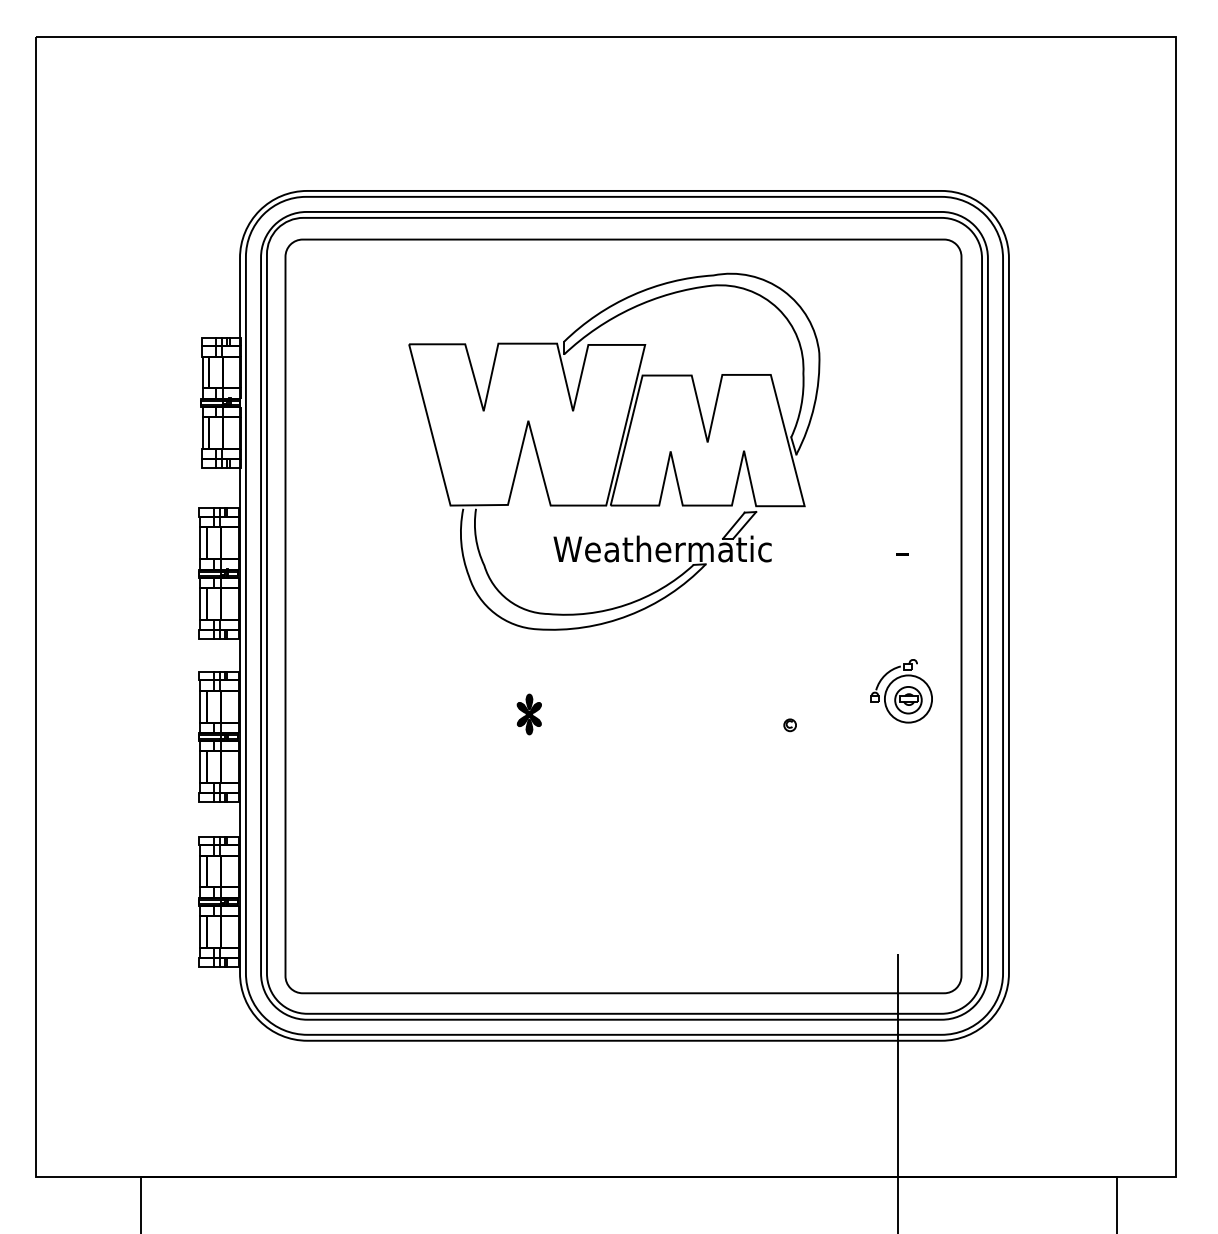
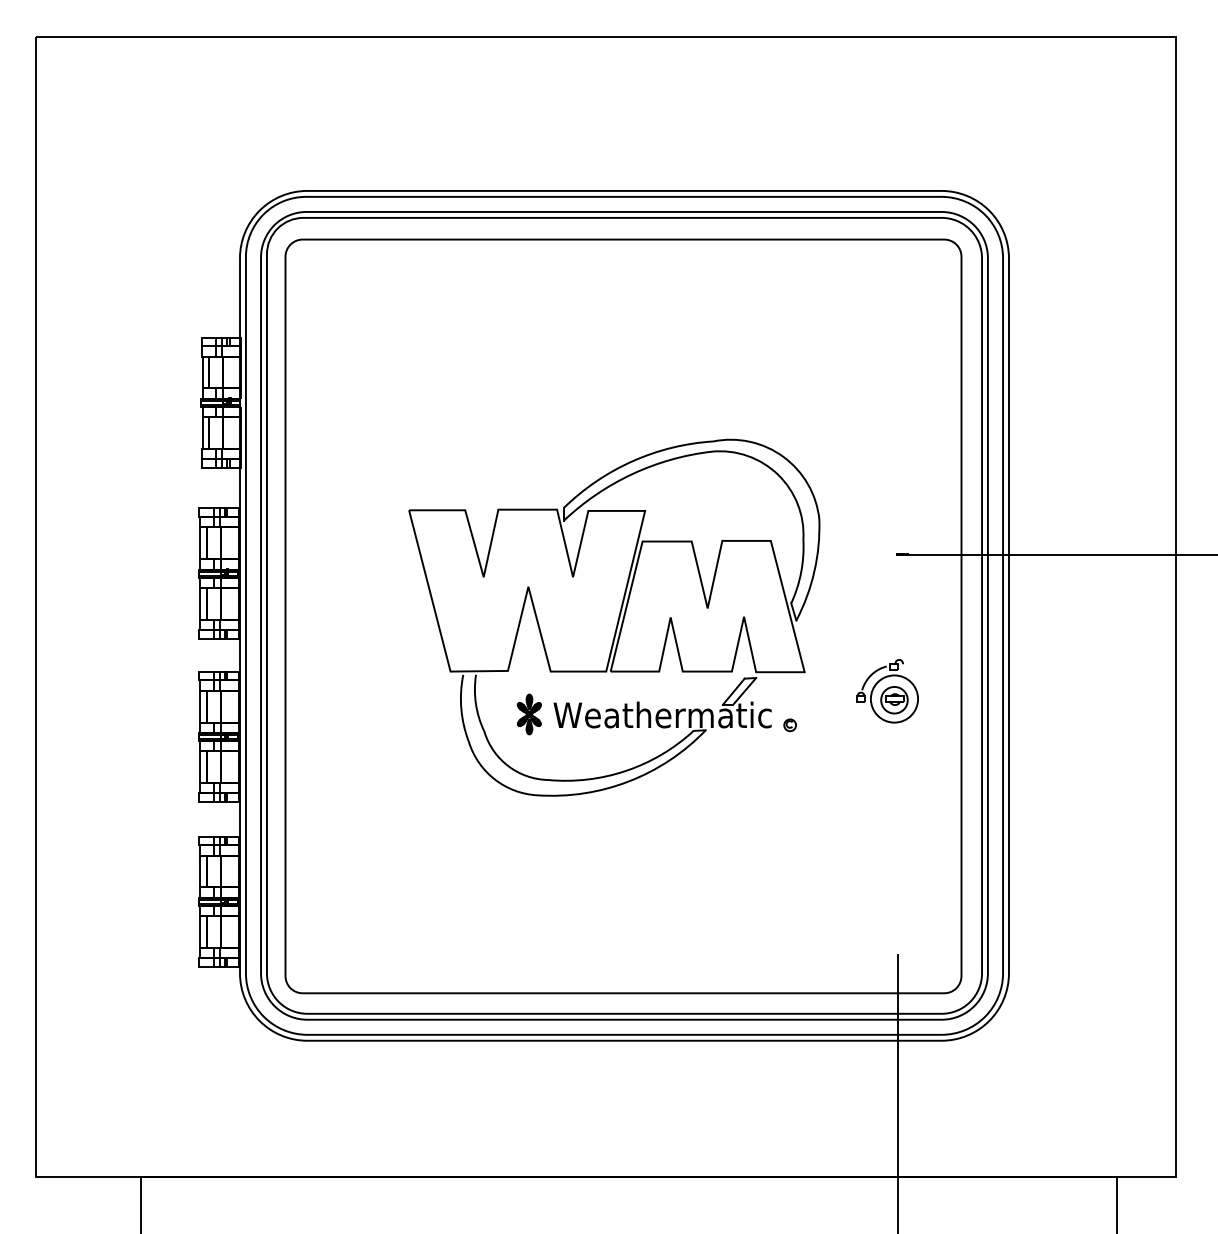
part position: (614, 451) -> (614, 617) (614, 617)
line: none -> present (1056, 554)
part position: (901, 691) -> (887, 691) (887, 691)
